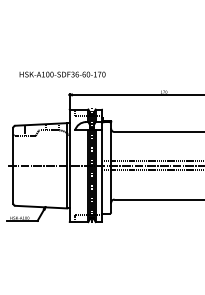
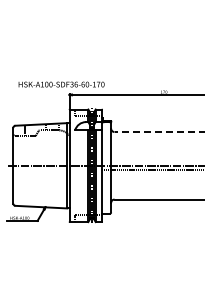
text position: (62, 74) -> (61, 84) (61, 84)
line: solid -> dashed (159, 132)
line: present -> none (151, 161)
